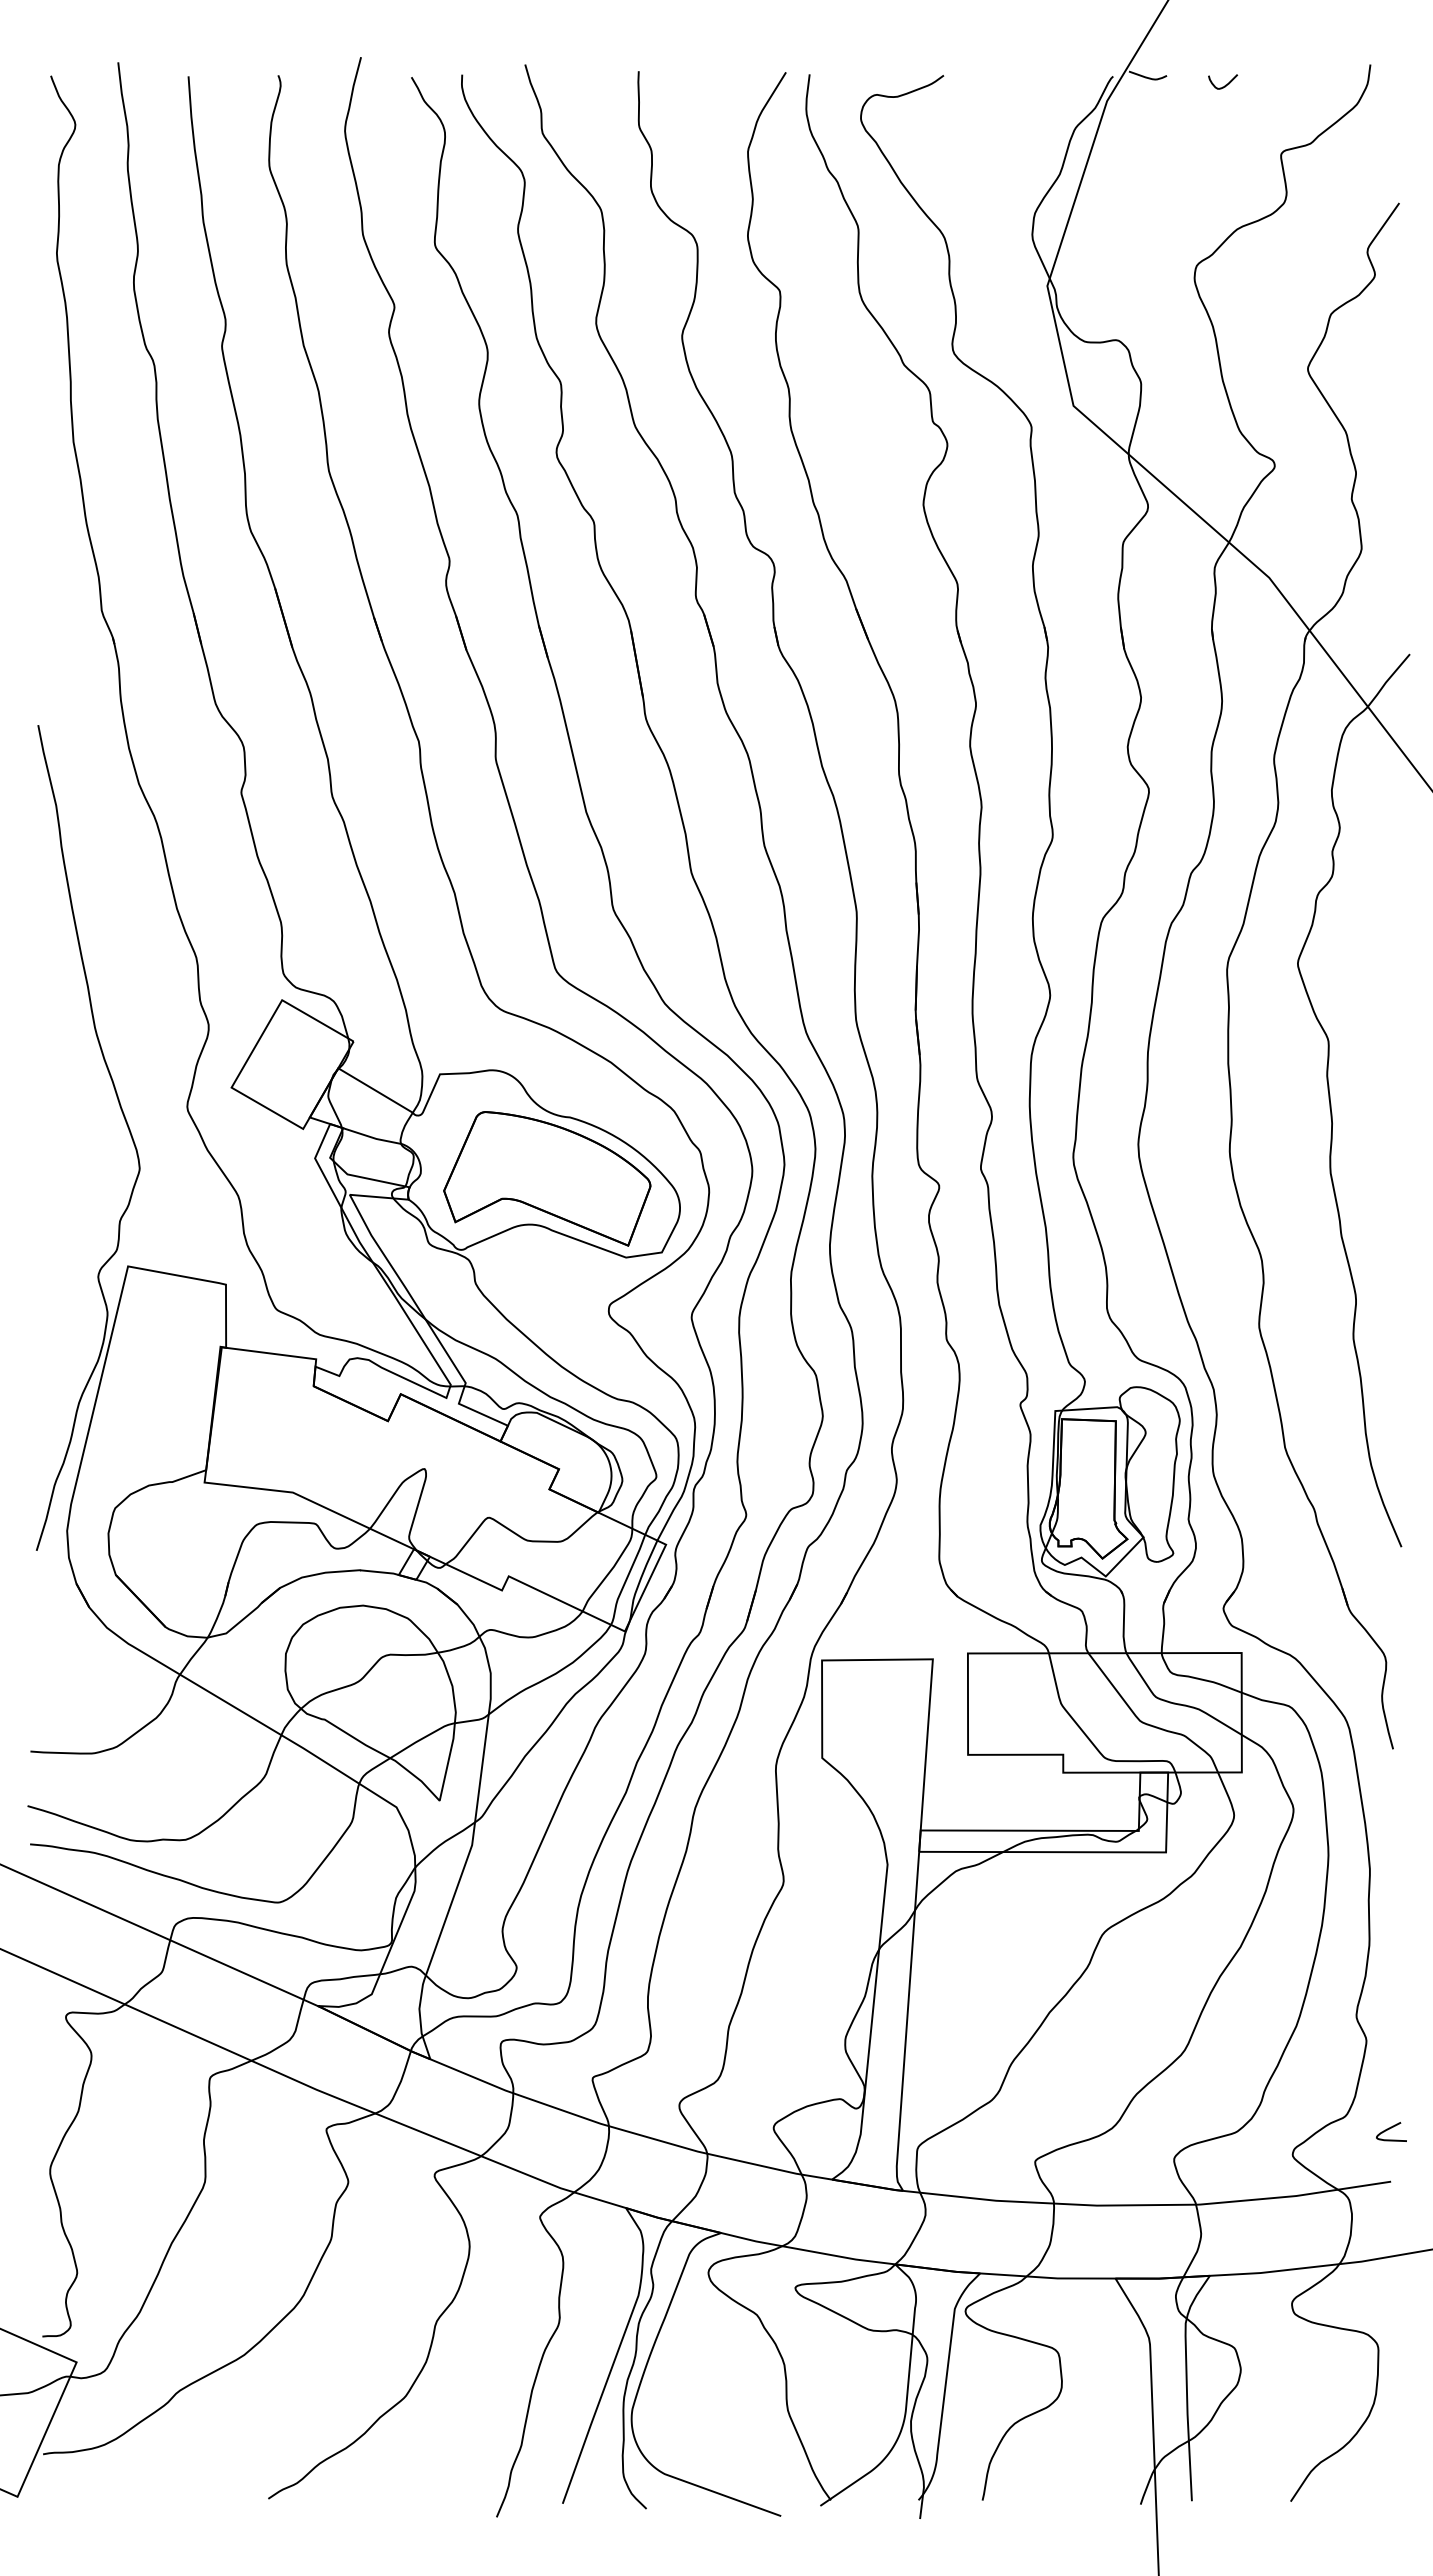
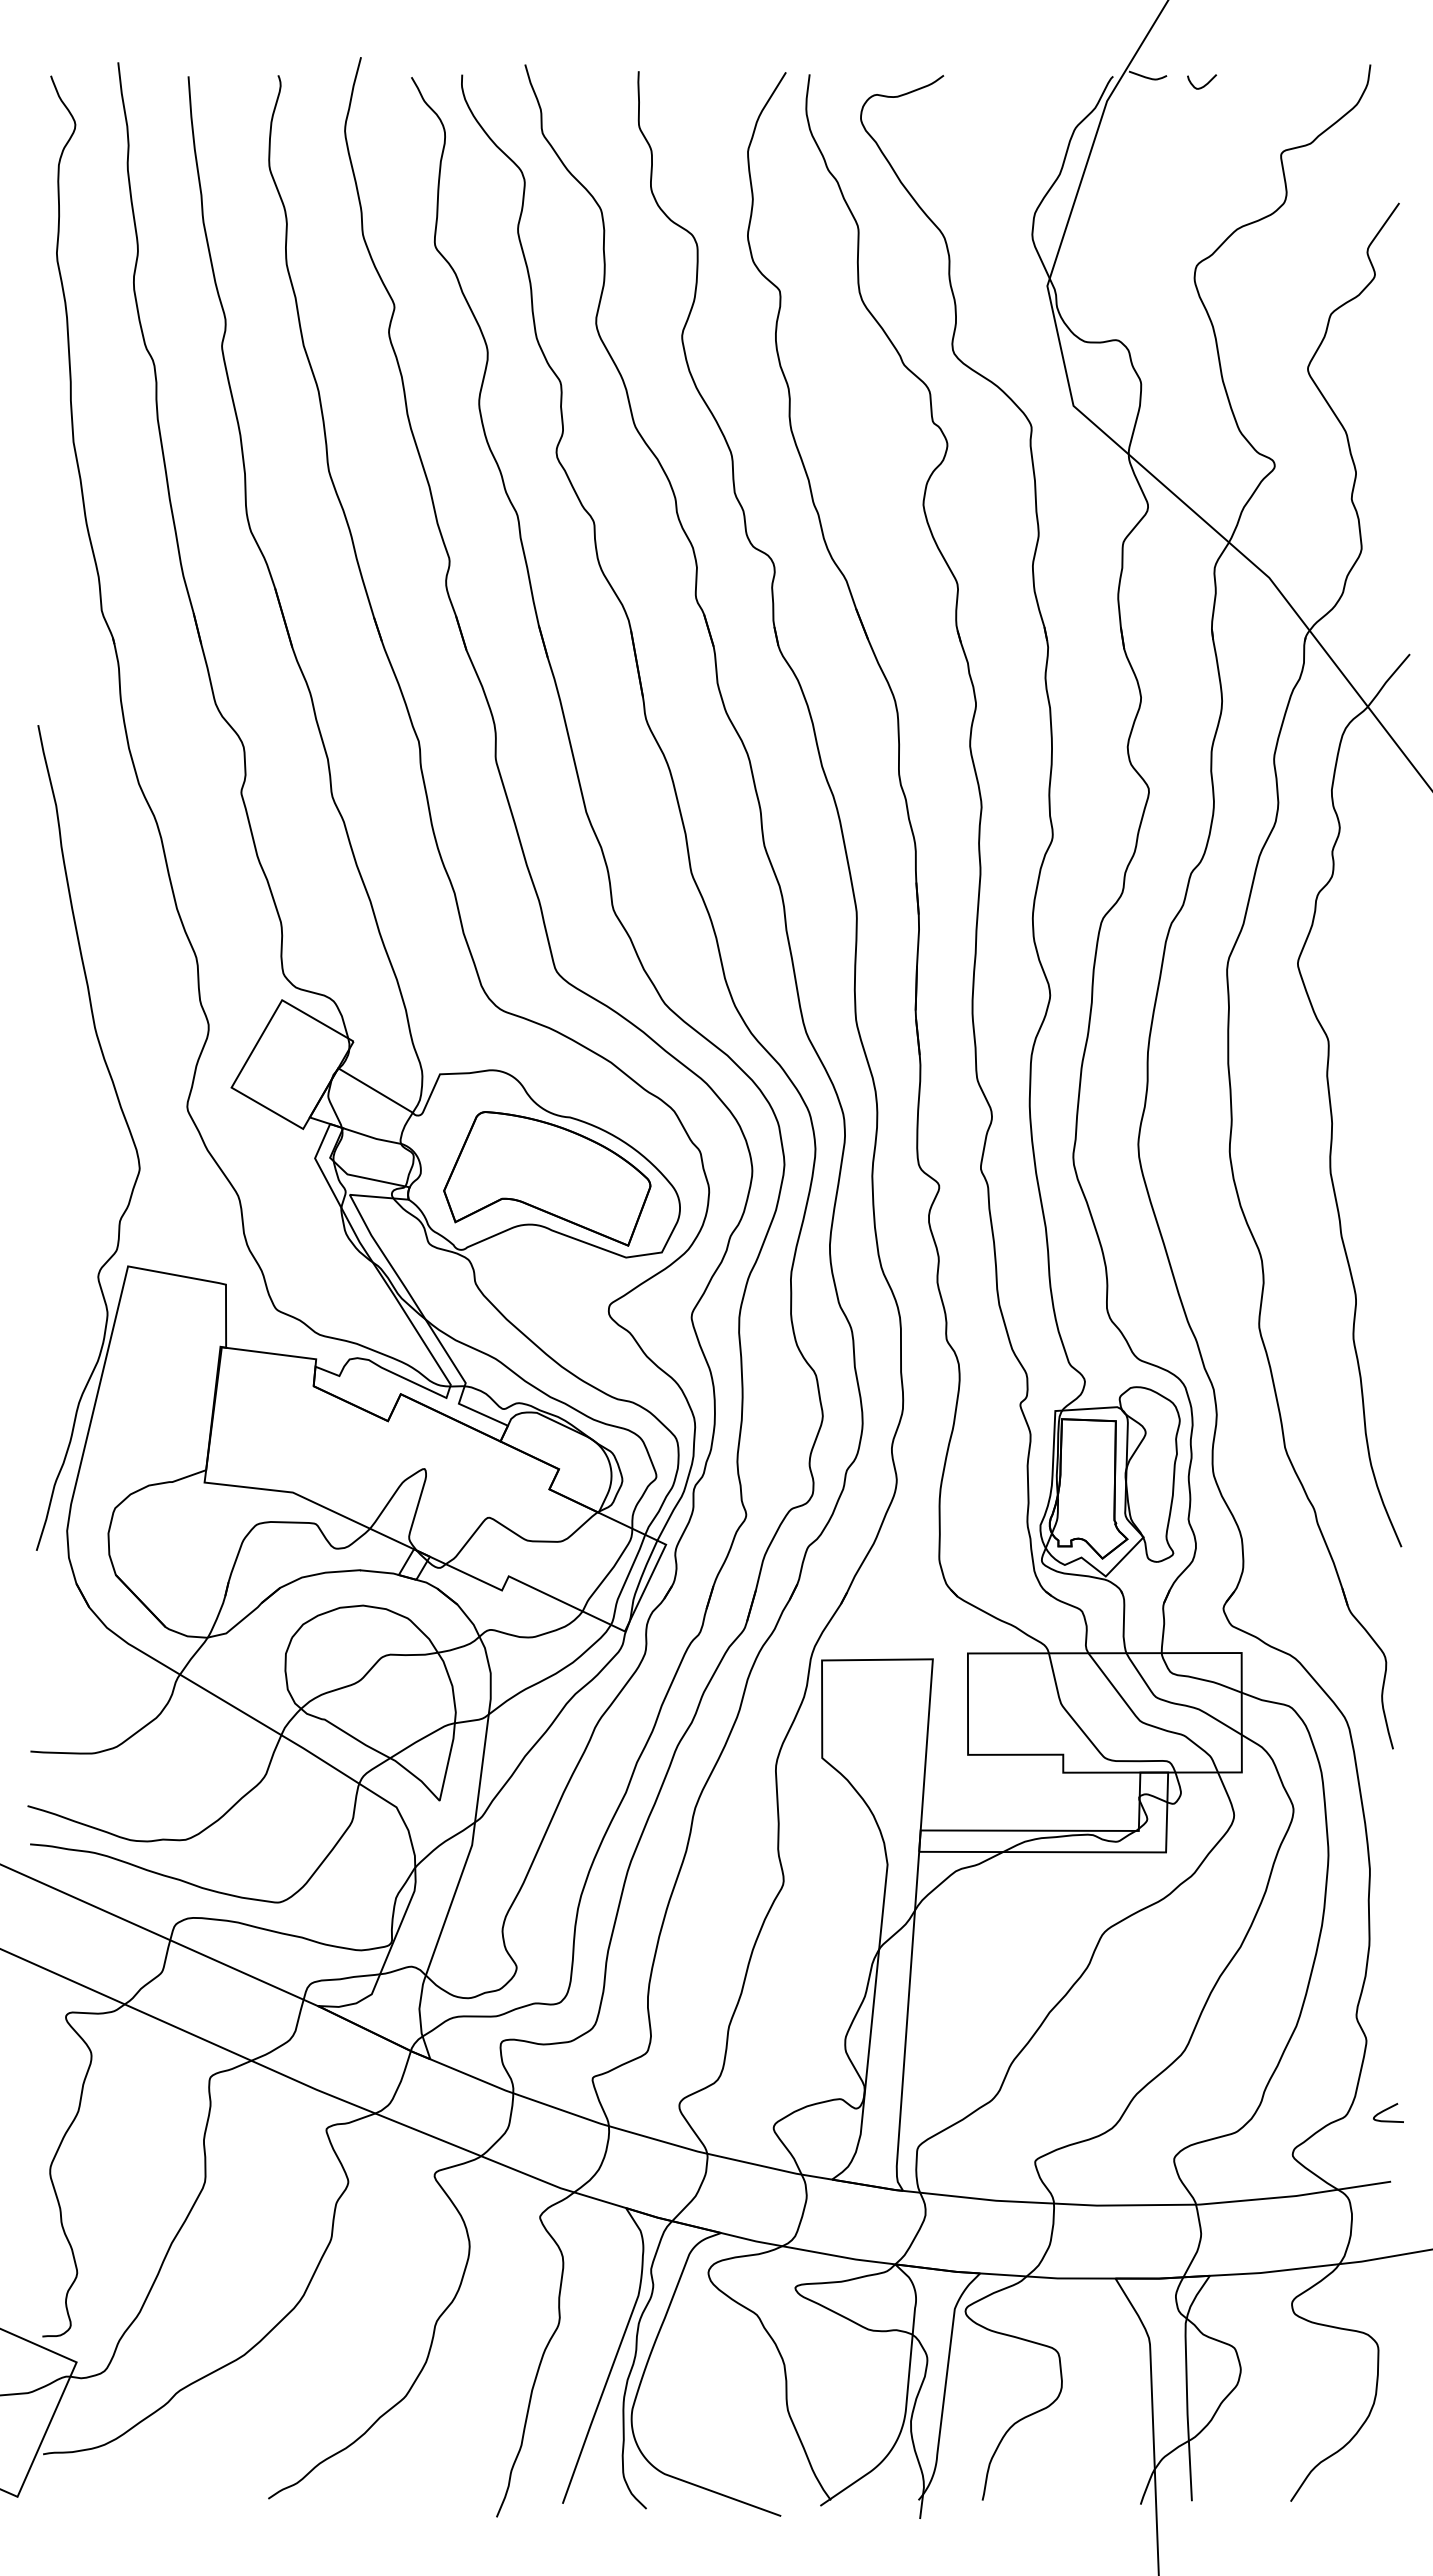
curve position: (1225, 84) -> (1204, 84) (1204, 84)
curve position: (1389, 2129) -> (1386, 2110) (1386, 2110)
